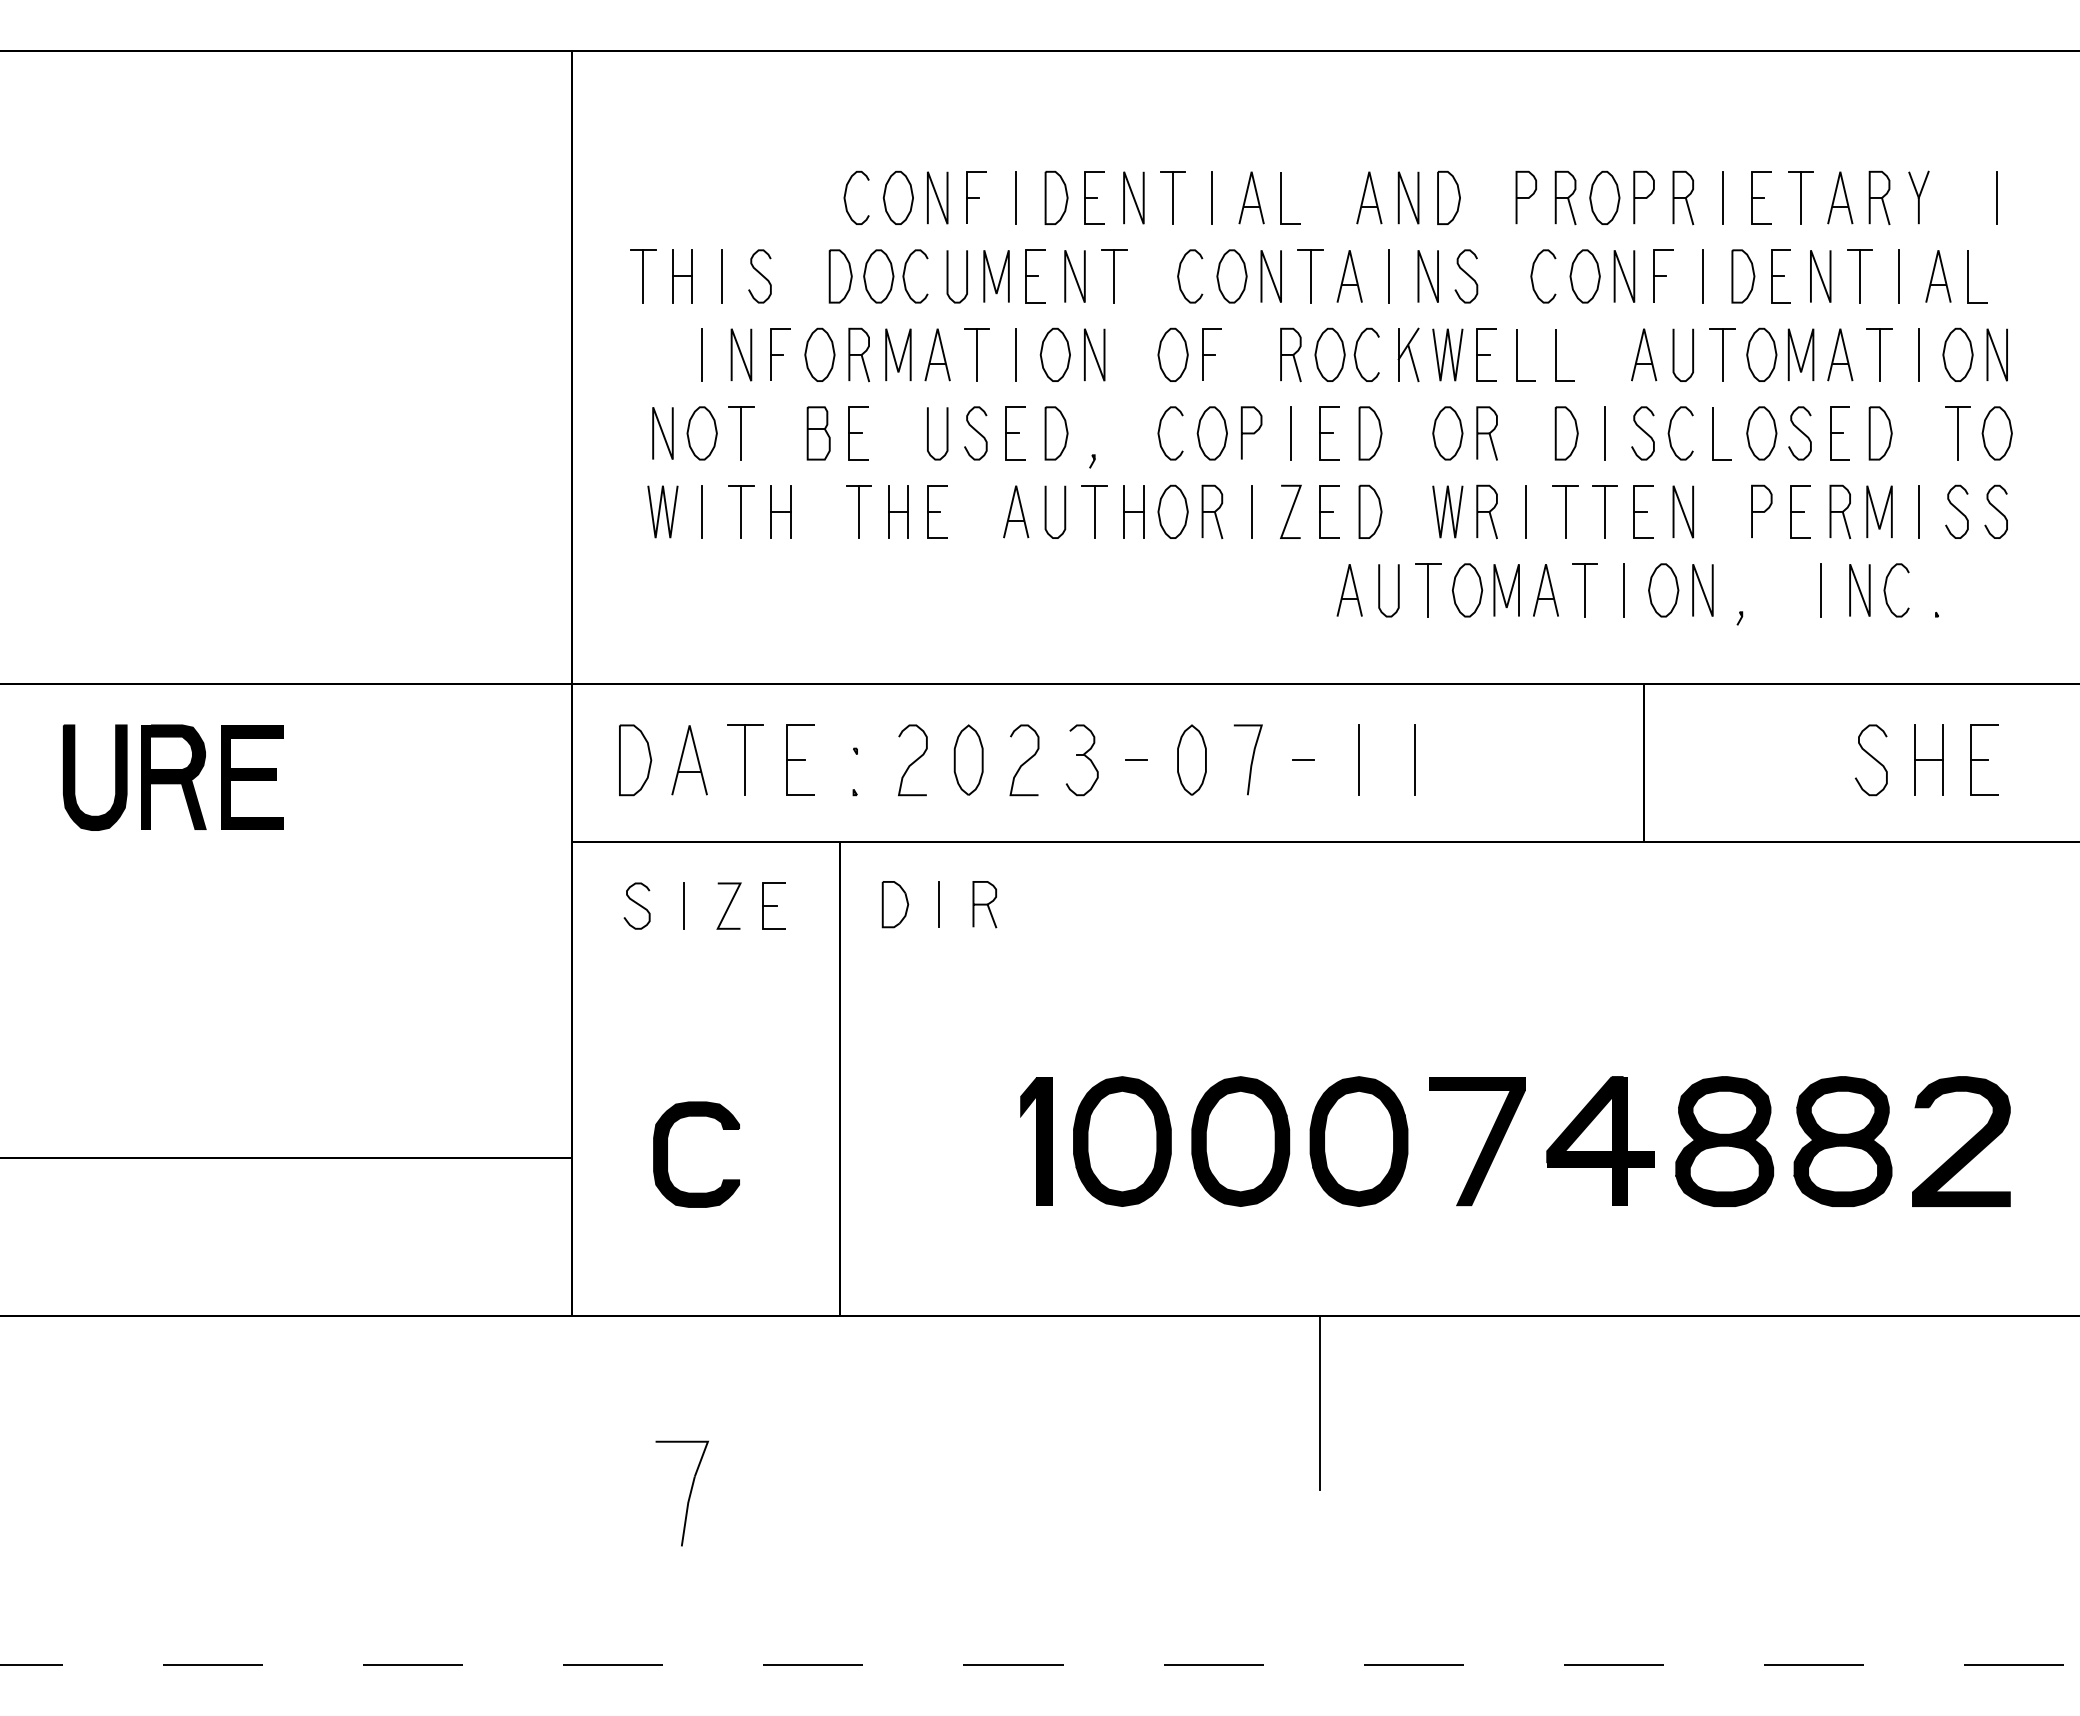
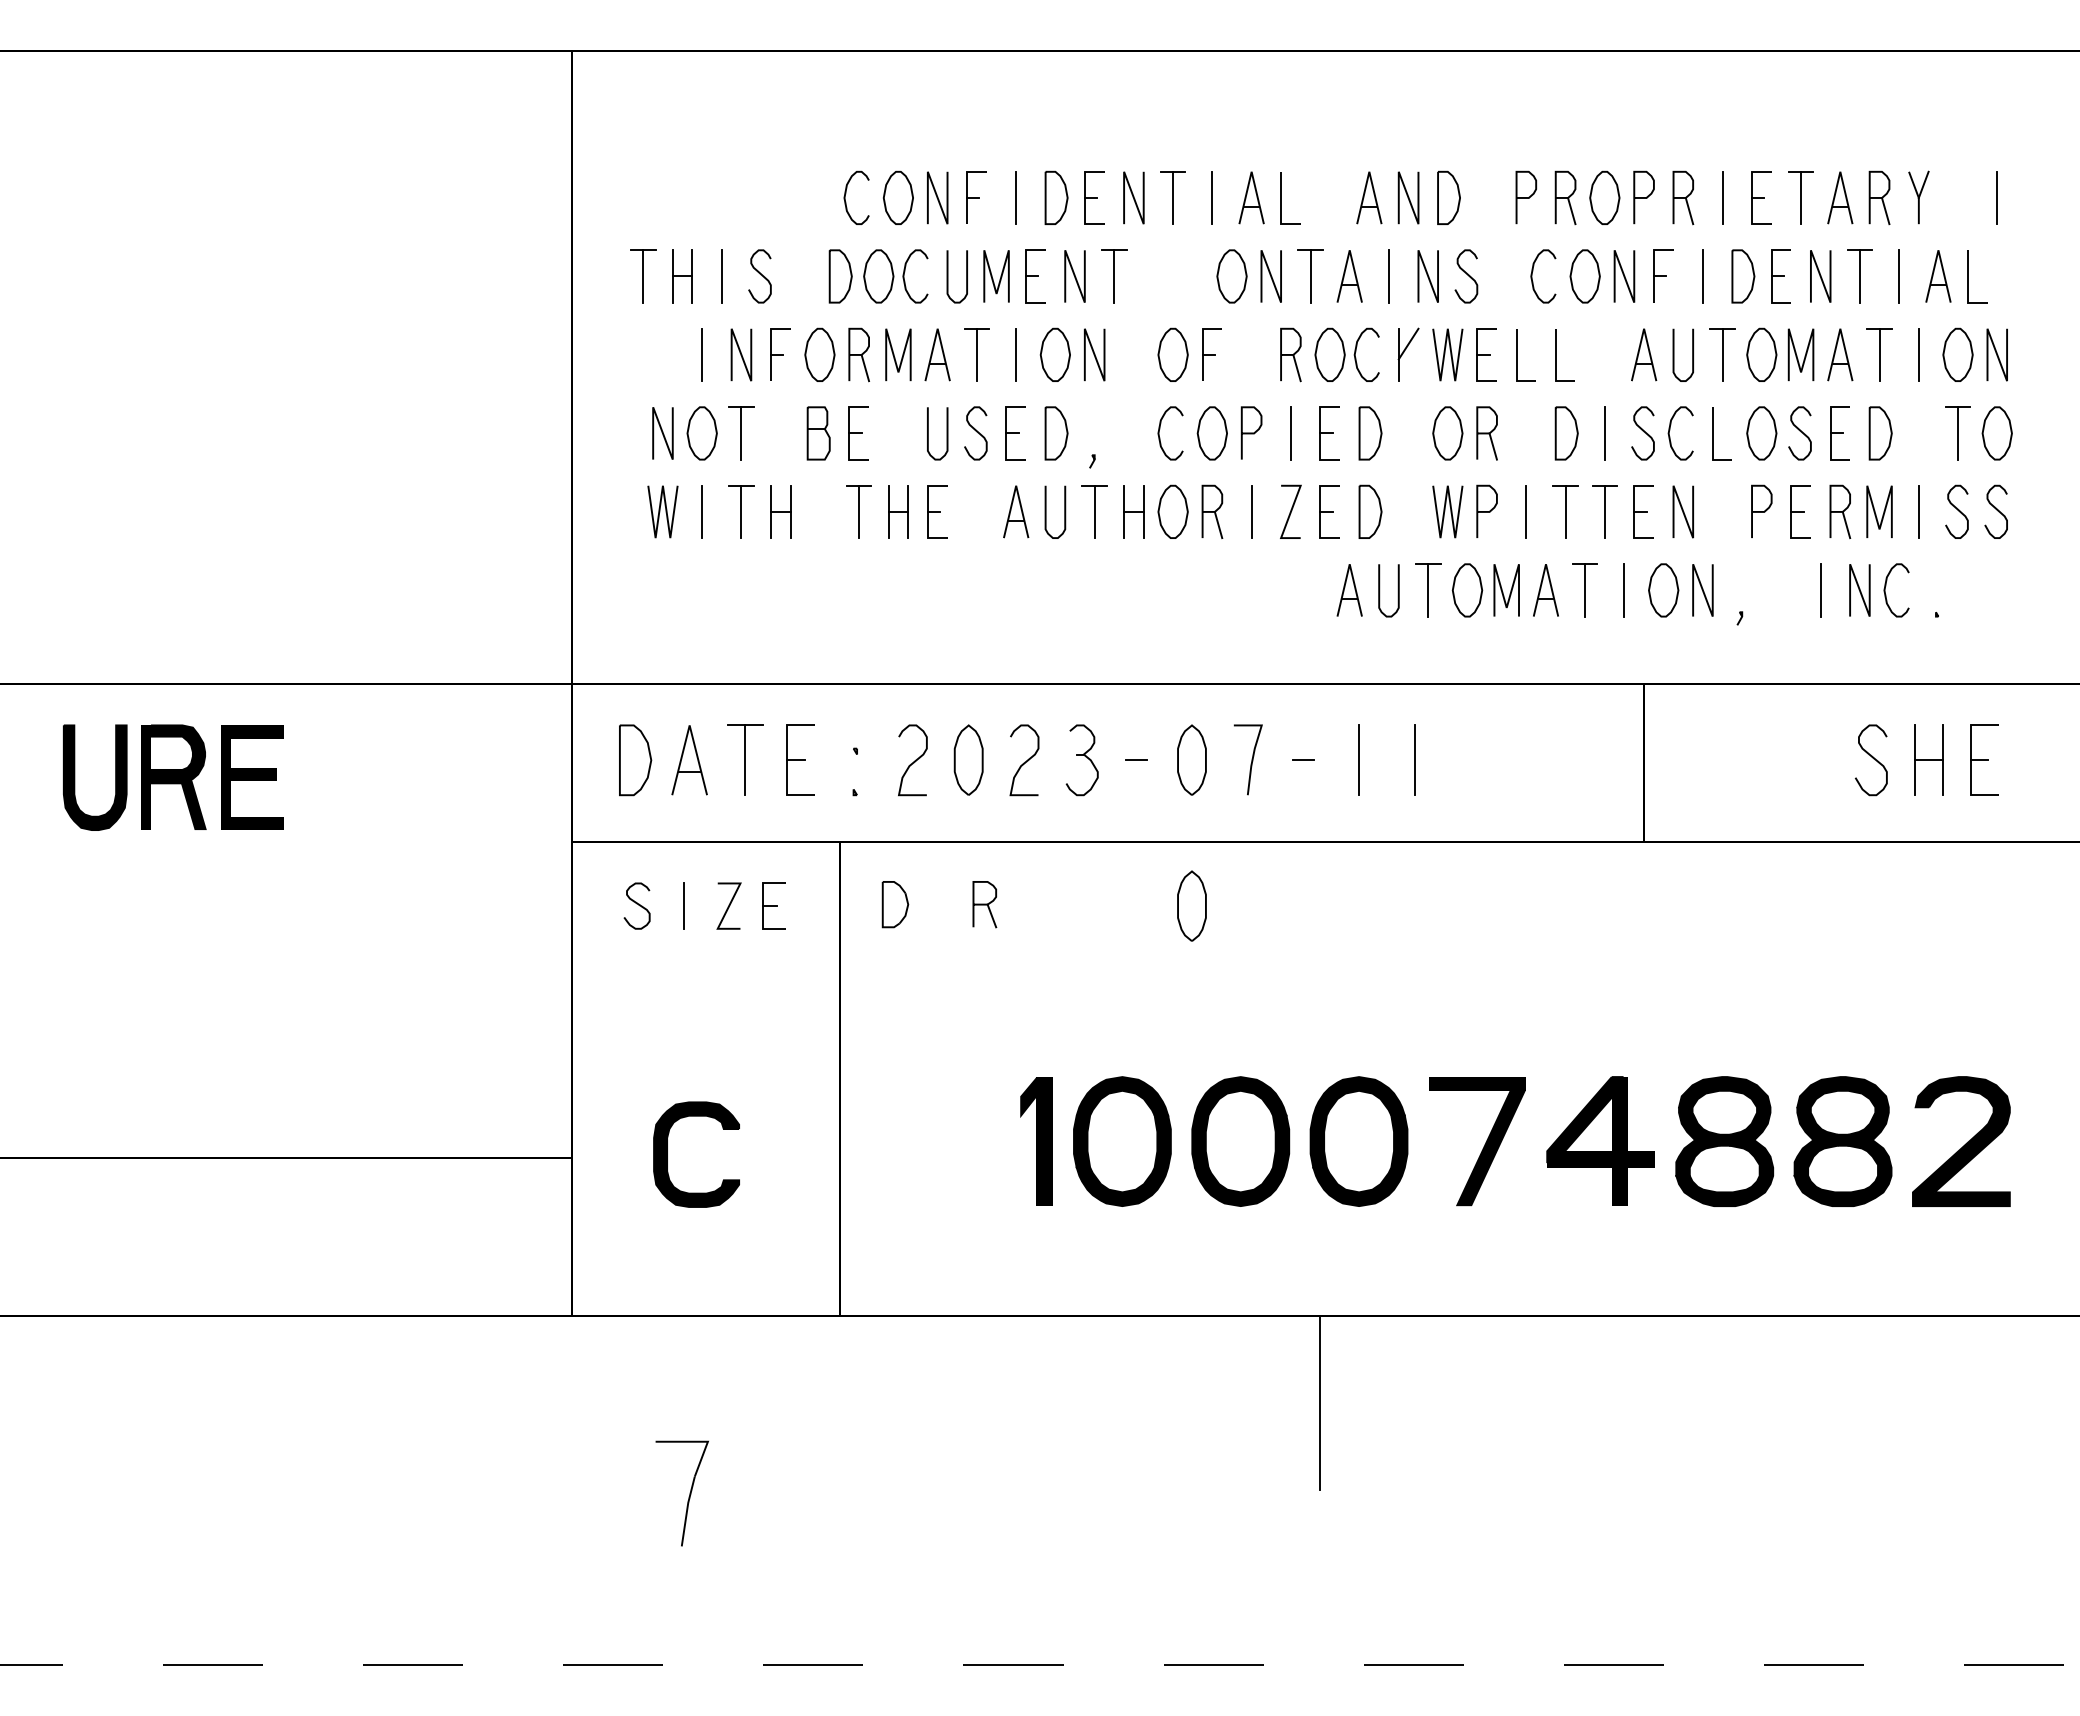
curve: present -> none (1179, 275)
line: present -> none (1413, 363)
line: present -> none (1492, 524)
line: present -> none (939, 904)
part: none -> present (1191, 905)
